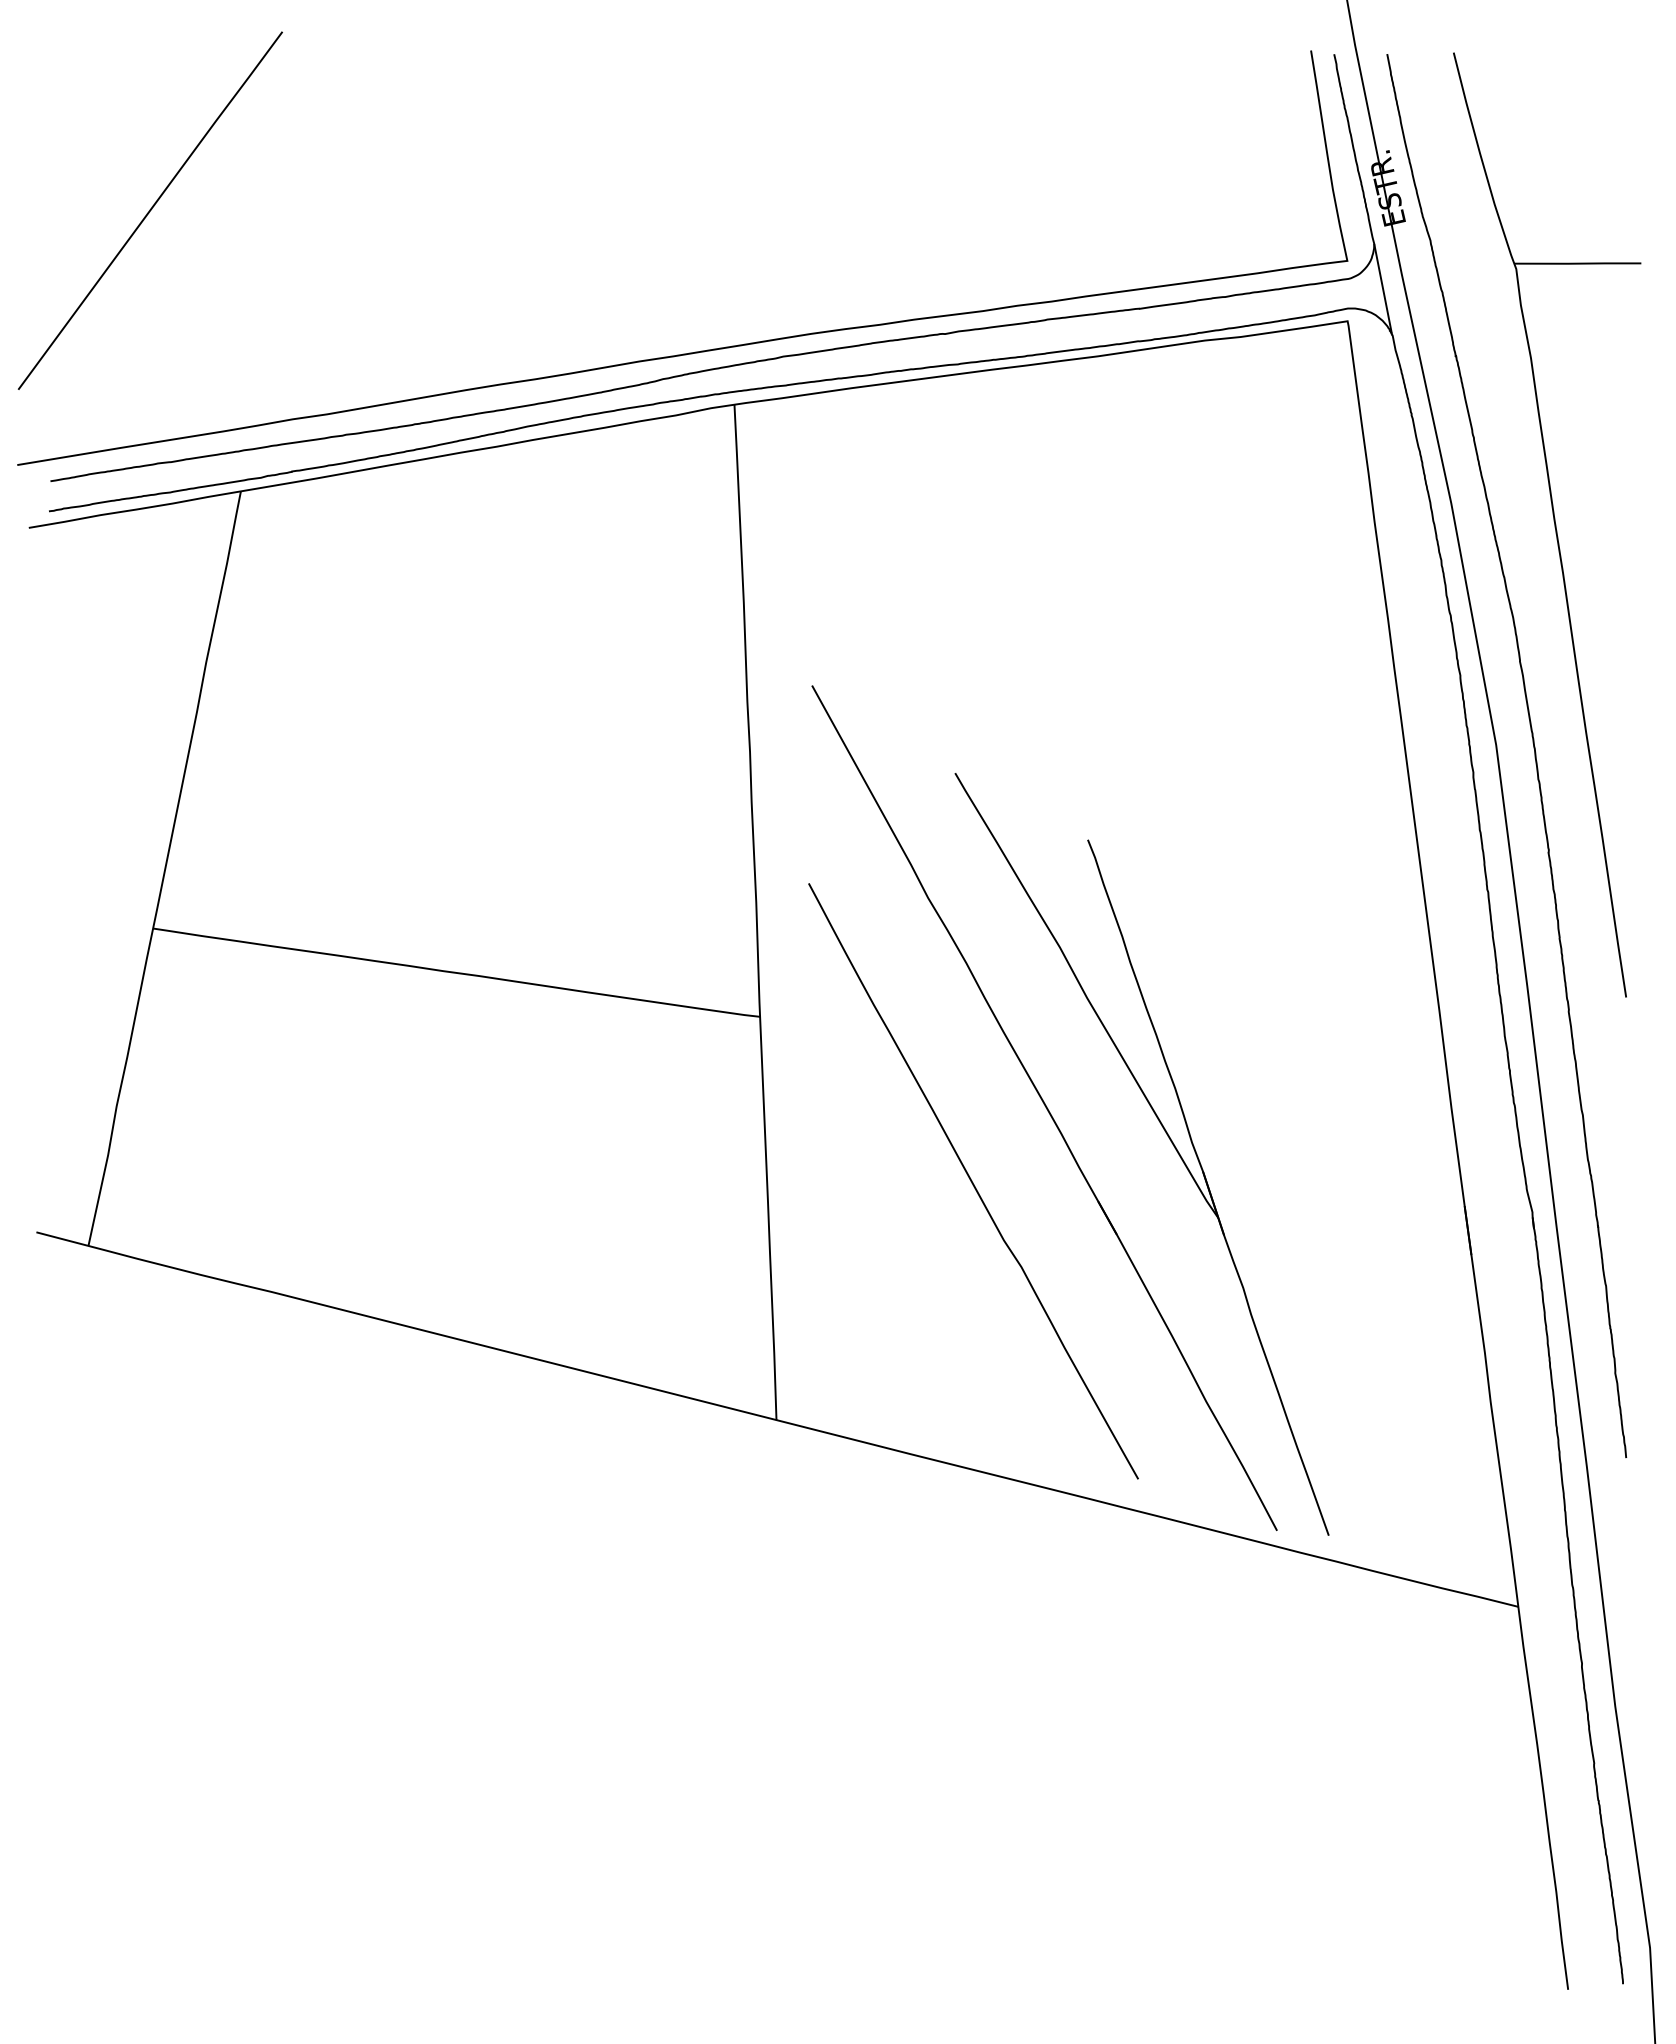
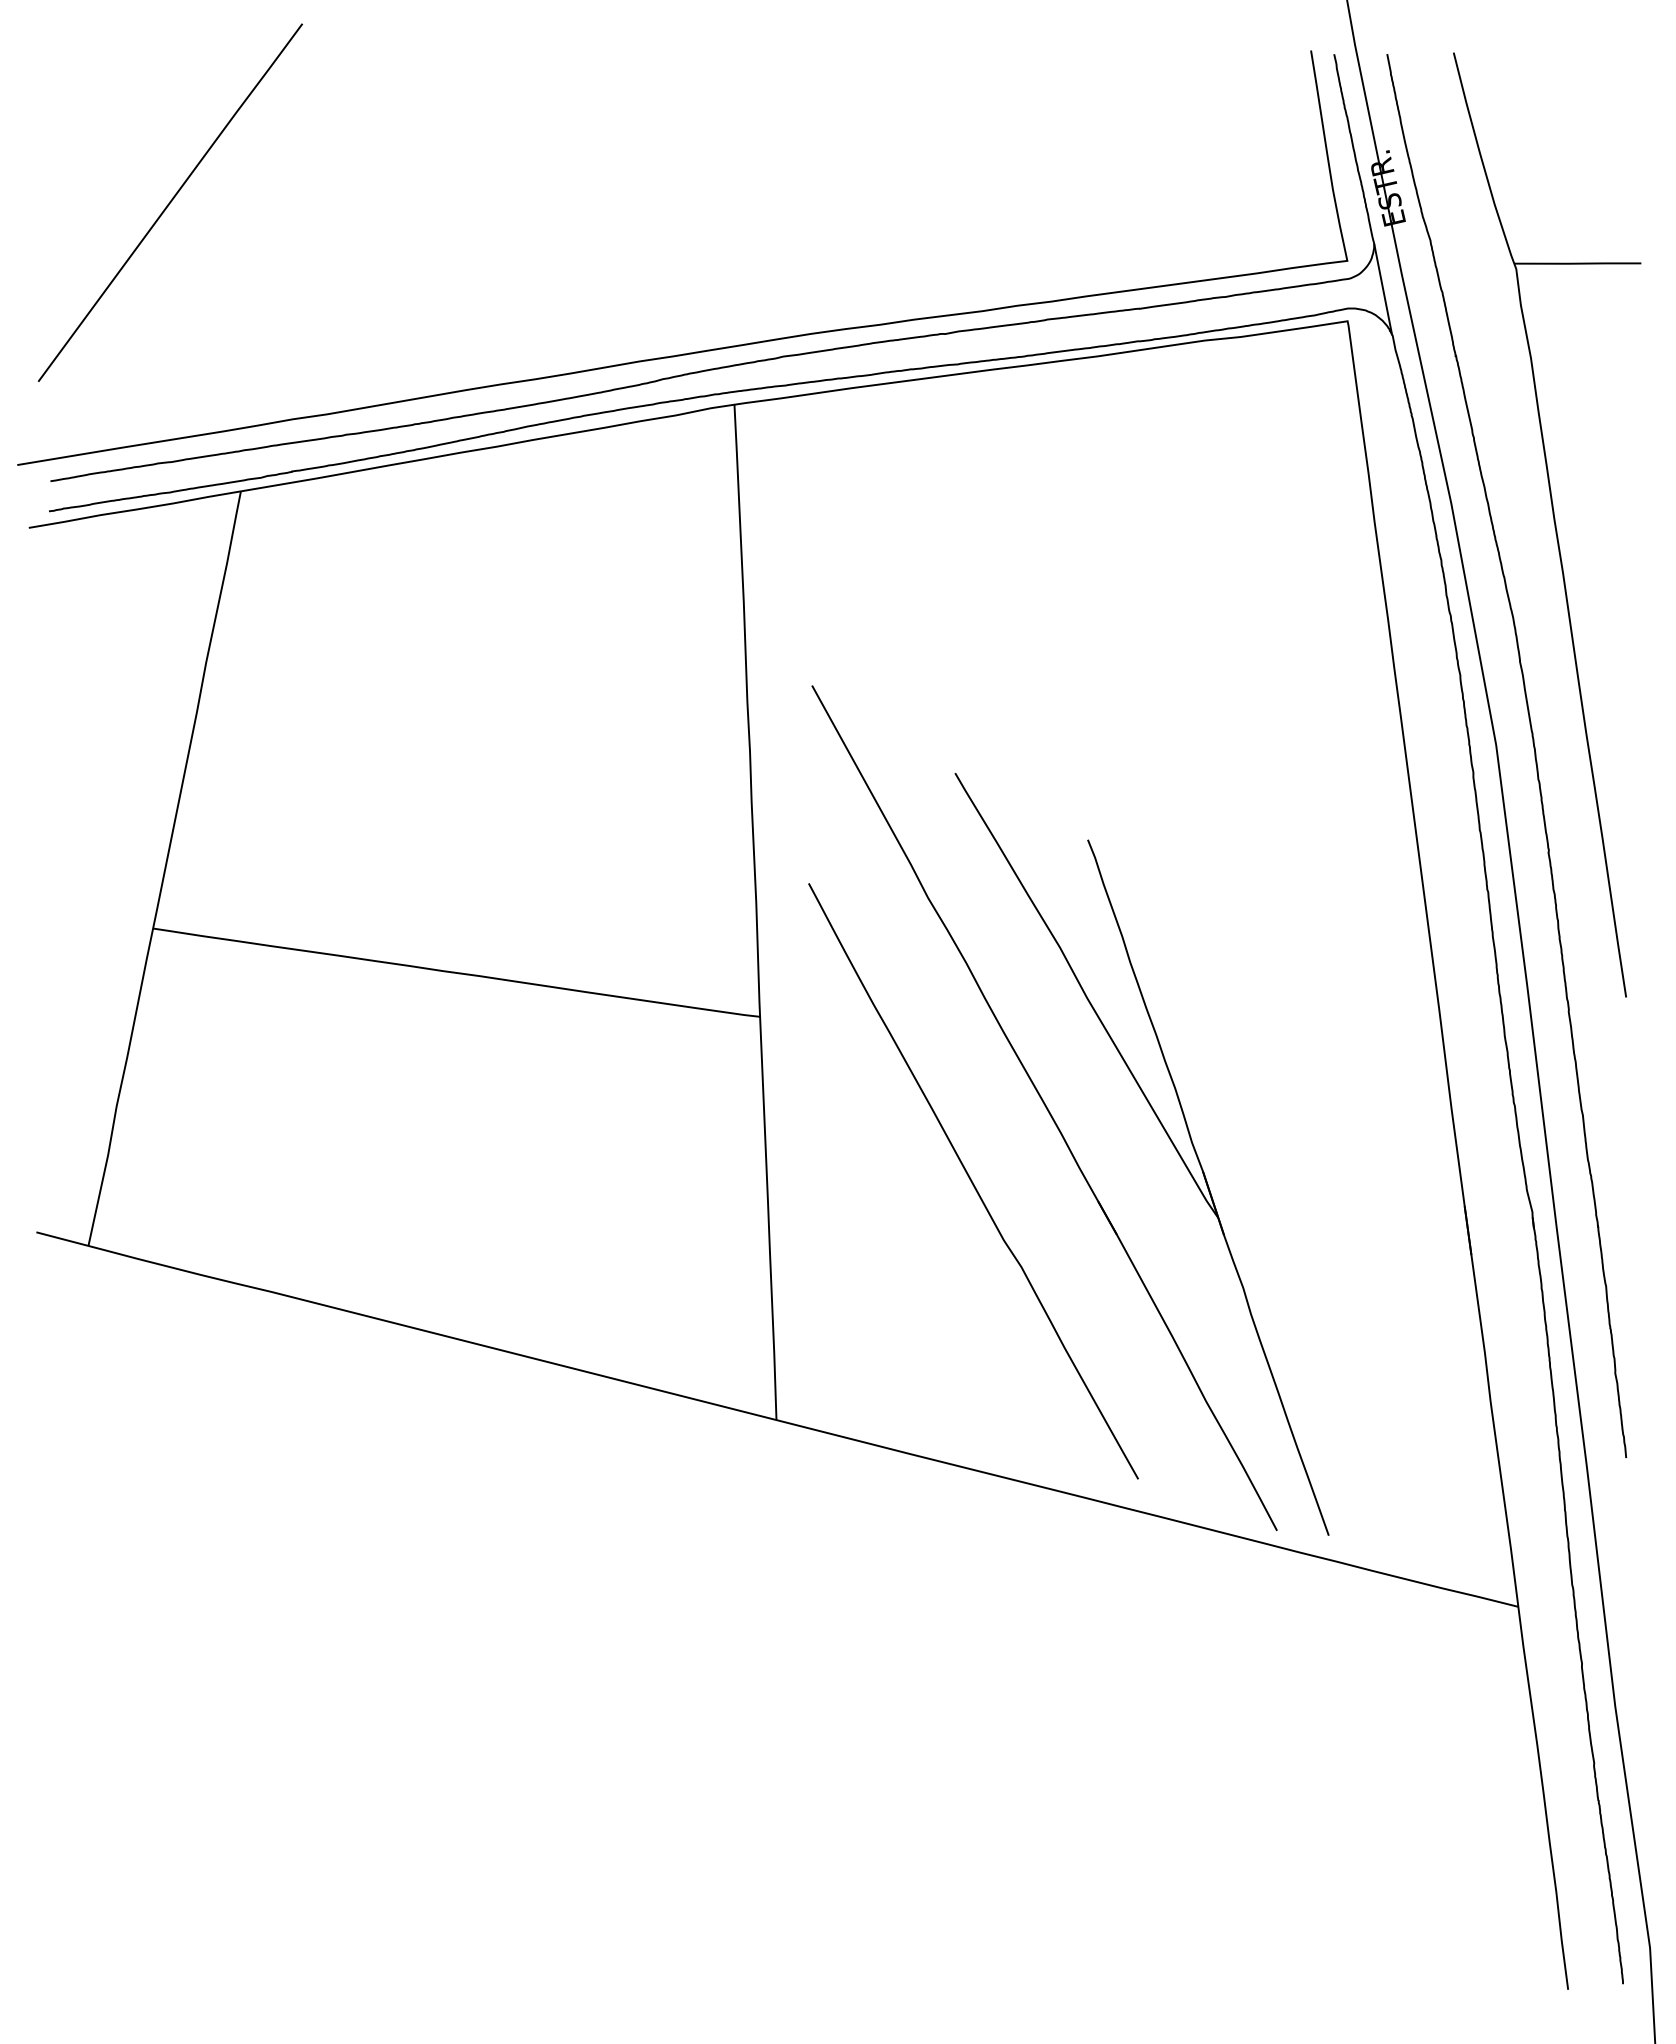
line position: (149, 210) -> (169, 202) (169, 202)
